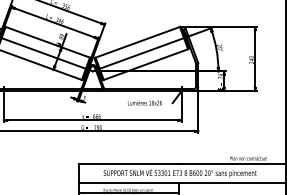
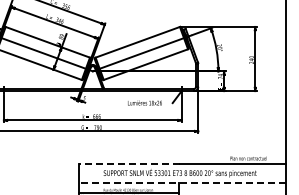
line: solid -> dashed (129, 164)
line: solid -> dashed (182, 183)
